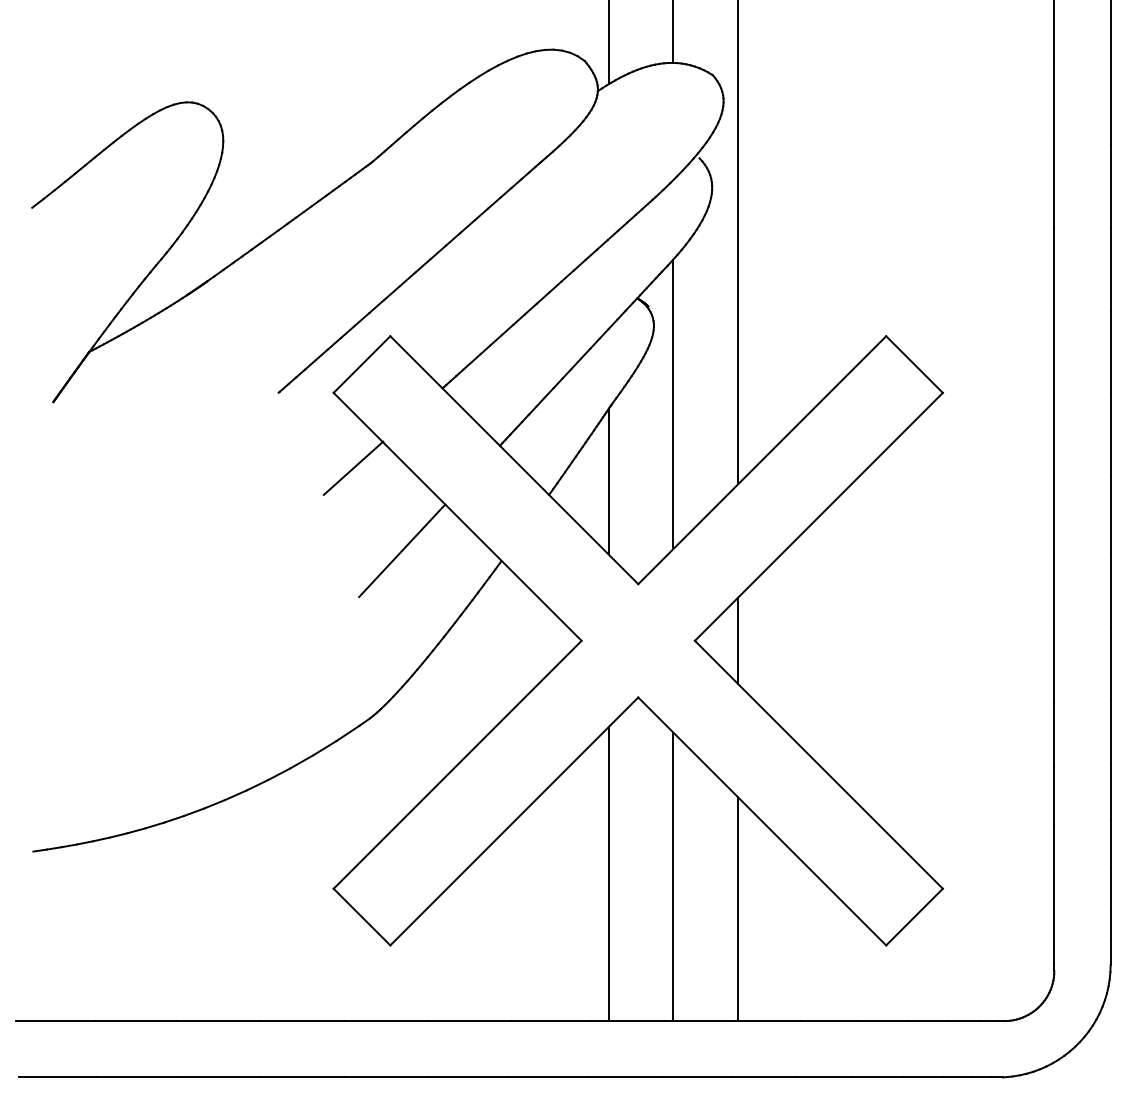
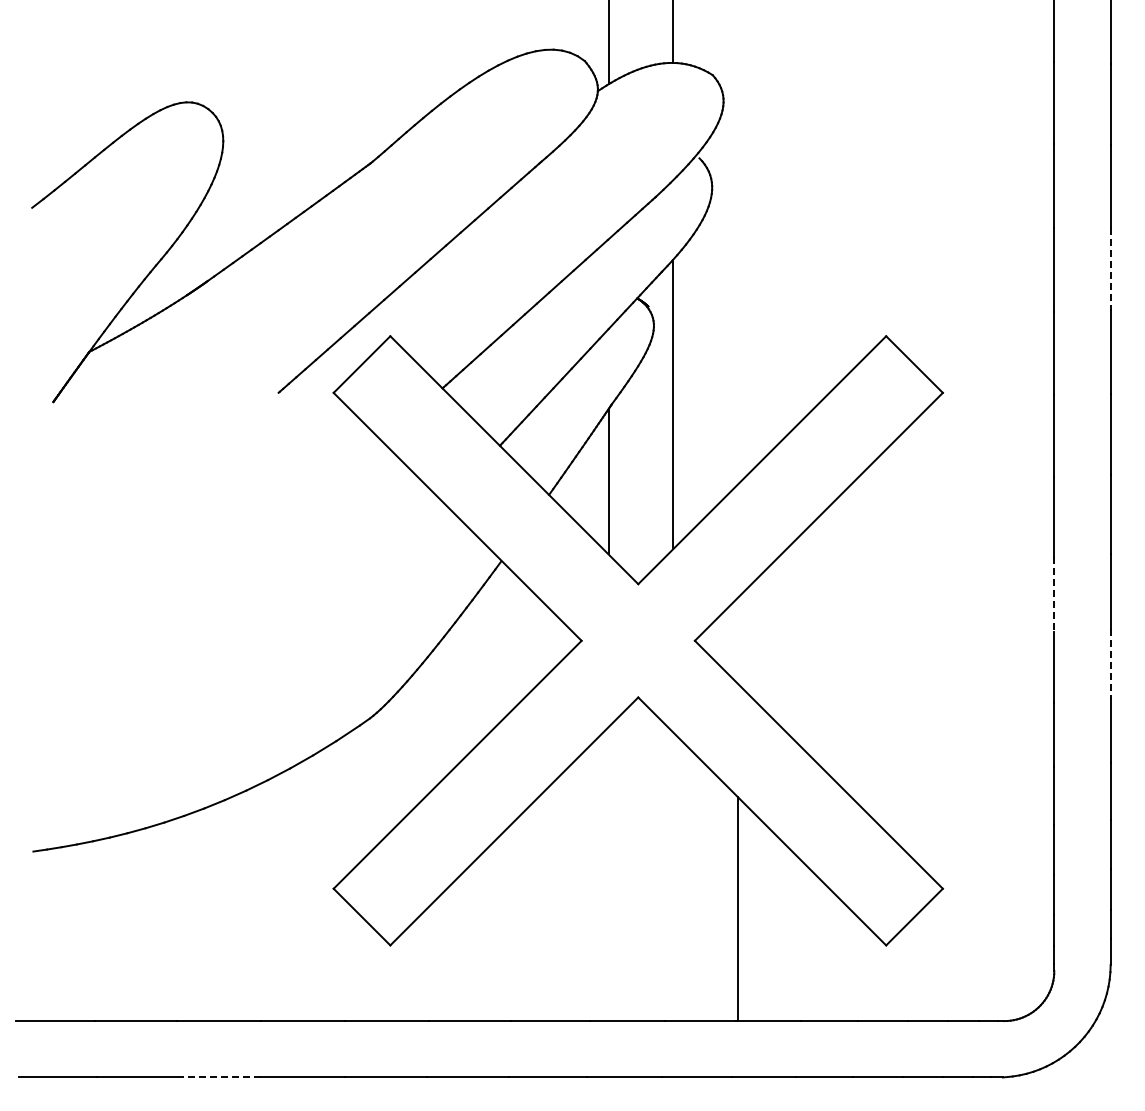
line: present -> none (738, 243)
line: solid -> dashed (1110, 269)
line: present -> none (353, 467)
line: present -> none (402, 550)
line: solid -> dashed (1054, 594)
line: present -> none (738, 640)
line: solid -> dashed (1110, 664)
line: present -> none (608, 874)
line: present -> none (673, 876)
line: solid -> dashed (219, 1077)
